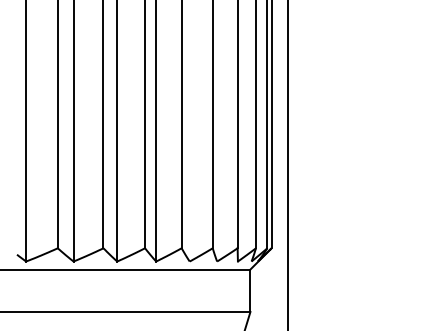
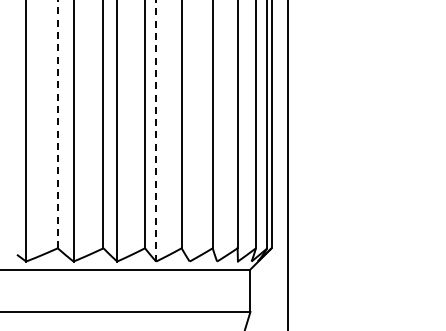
line: solid -> dashed (57, 124)
line: solid -> dashed (156, 130)
